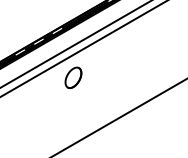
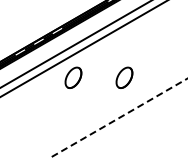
part: none -> present (124, 77)
line: solid -> dashed (119, 118)
